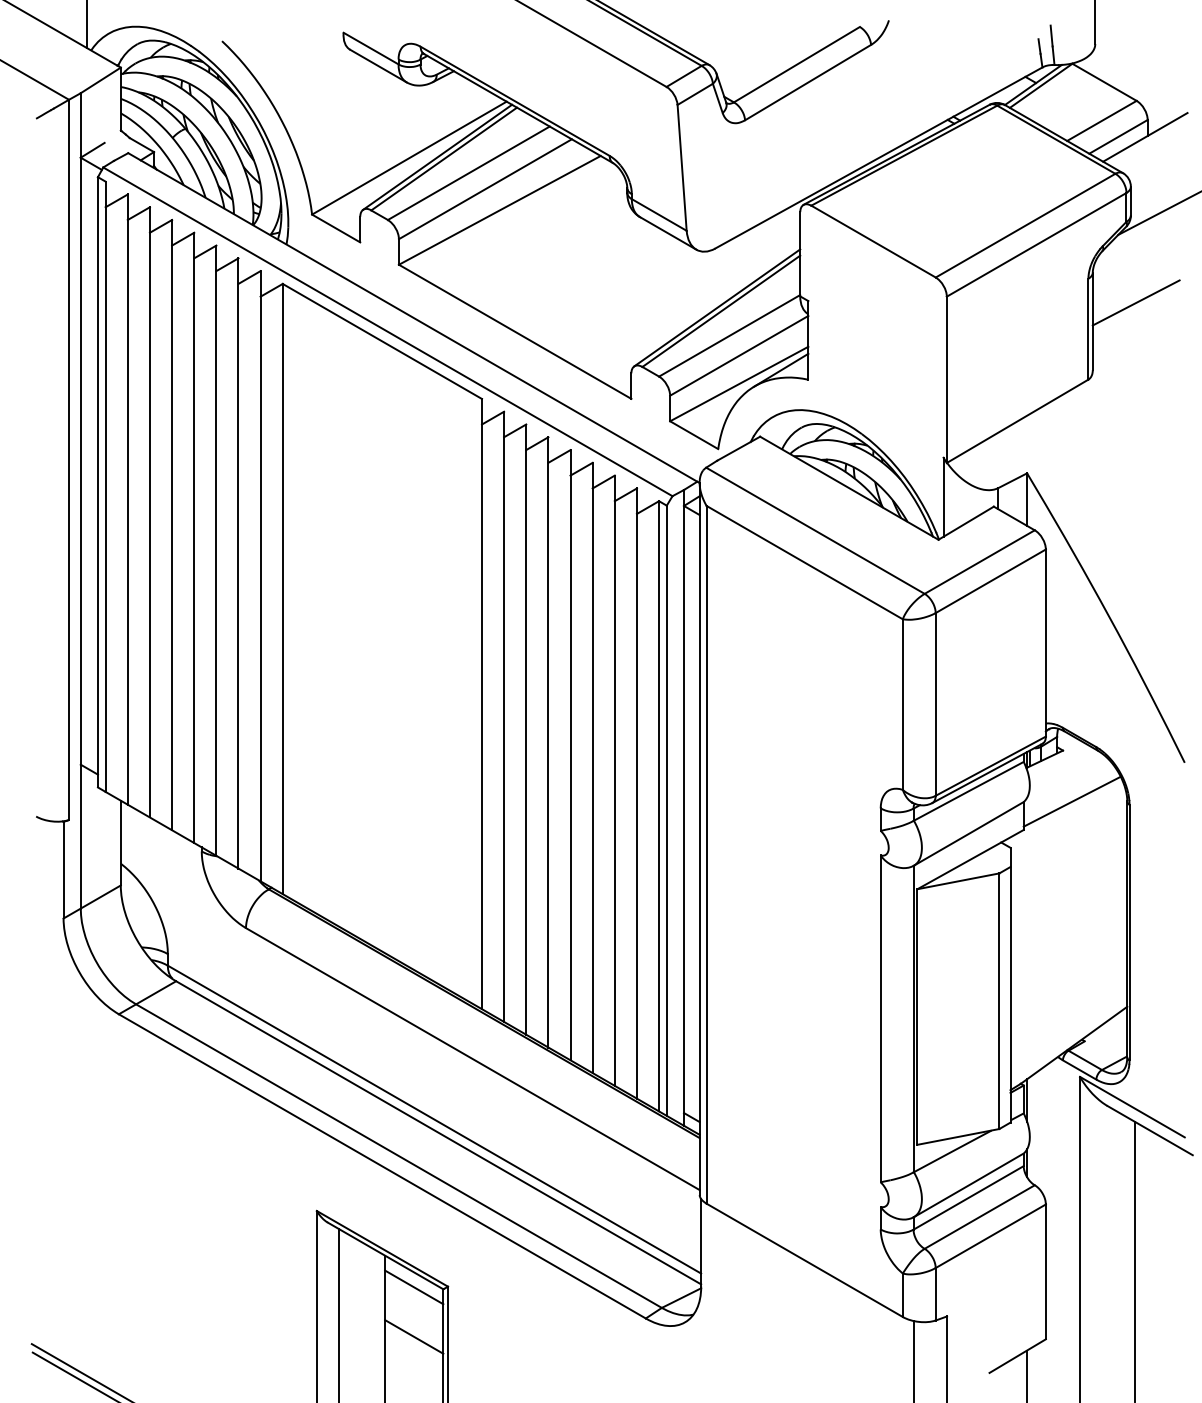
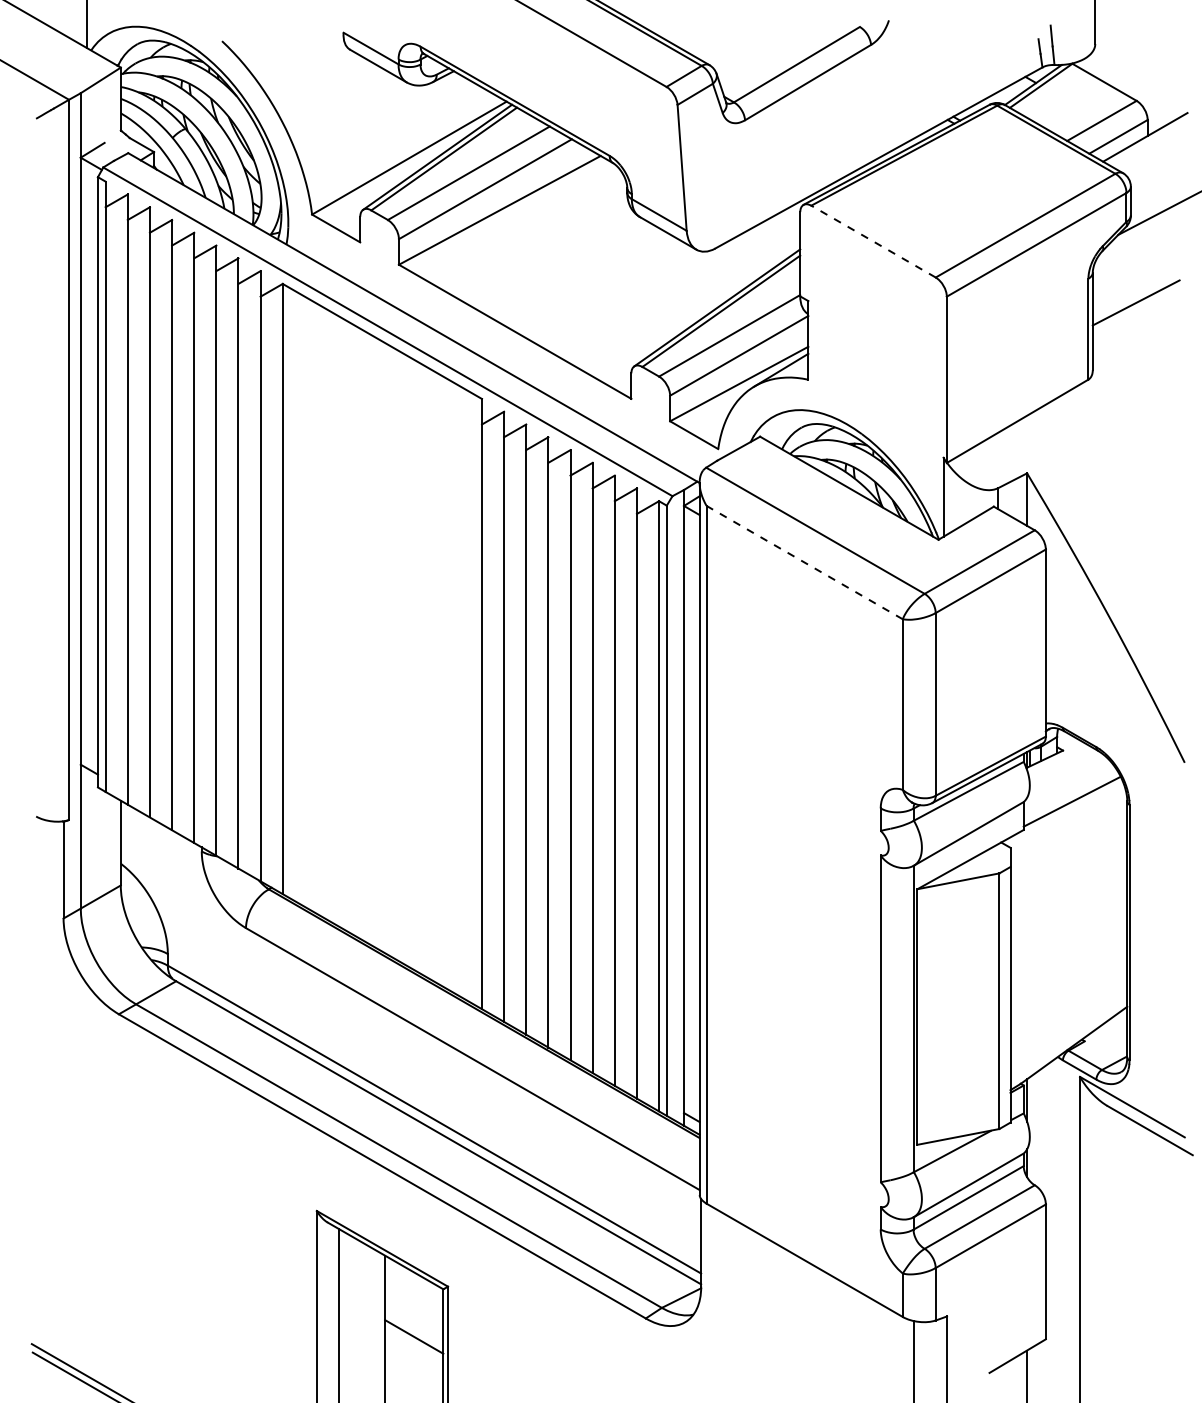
line: solid -> dashed (873, 241)
line: solid -> dashed (804, 562)
line: present -> none (1134, 1260)
line: present -> none (414, 1287)
